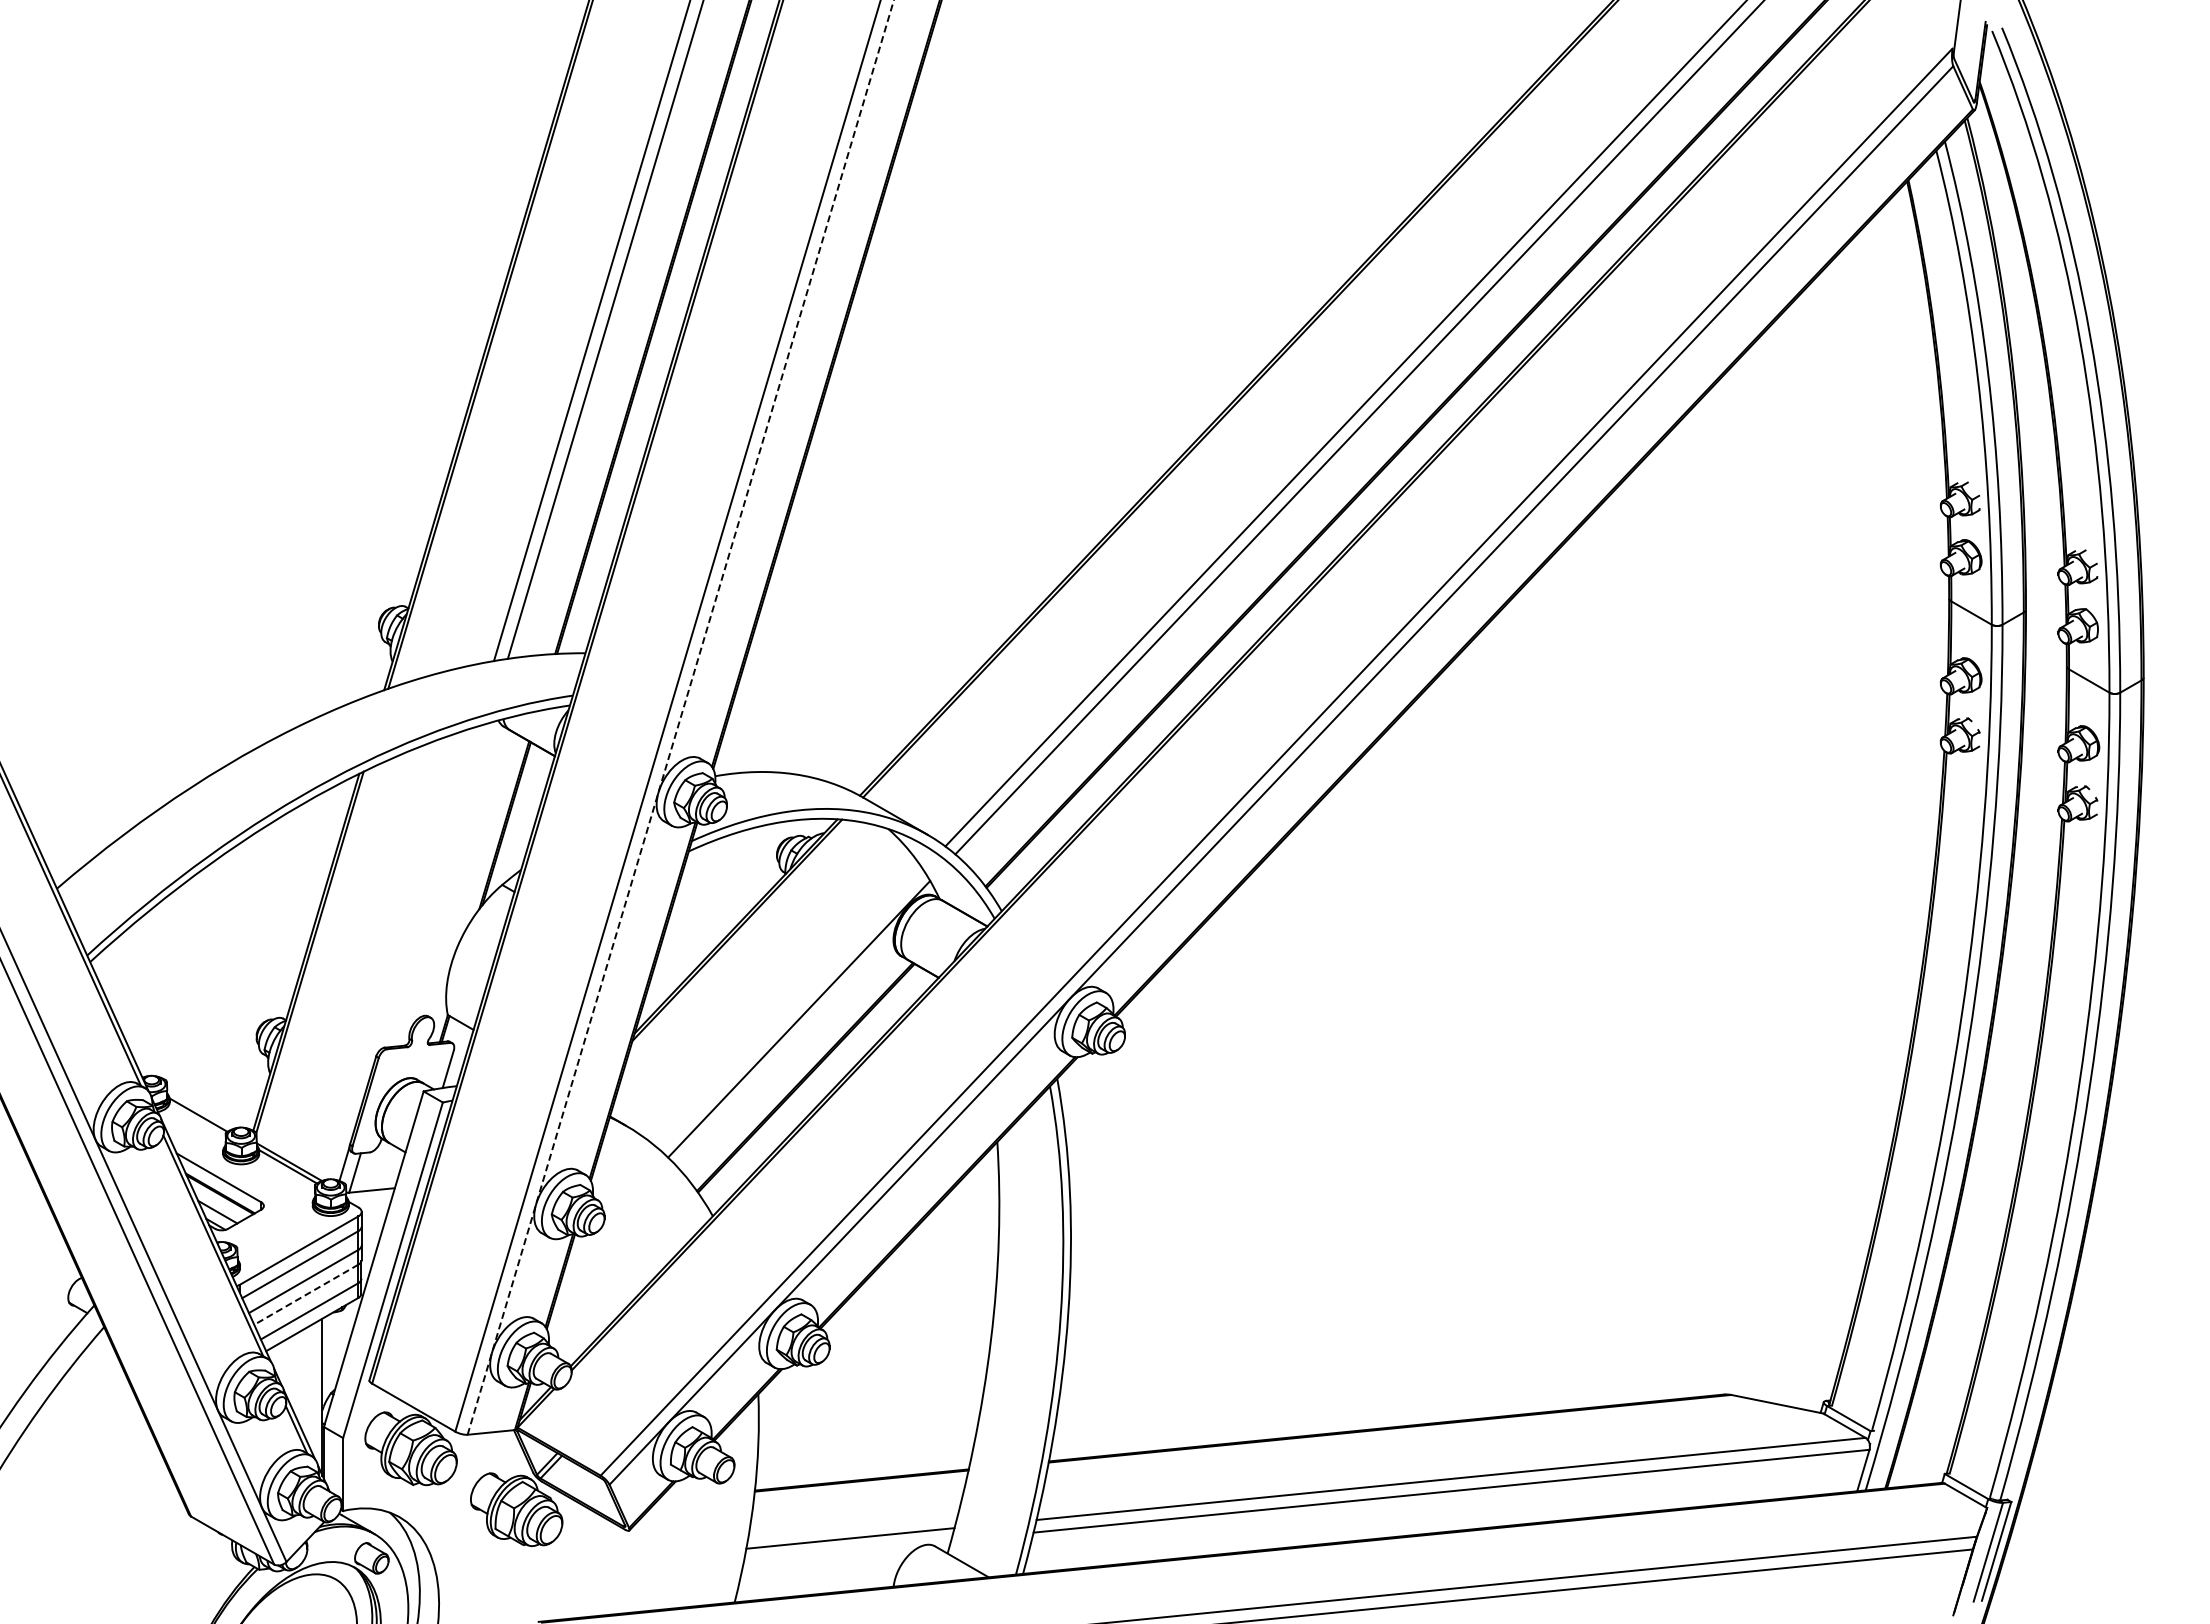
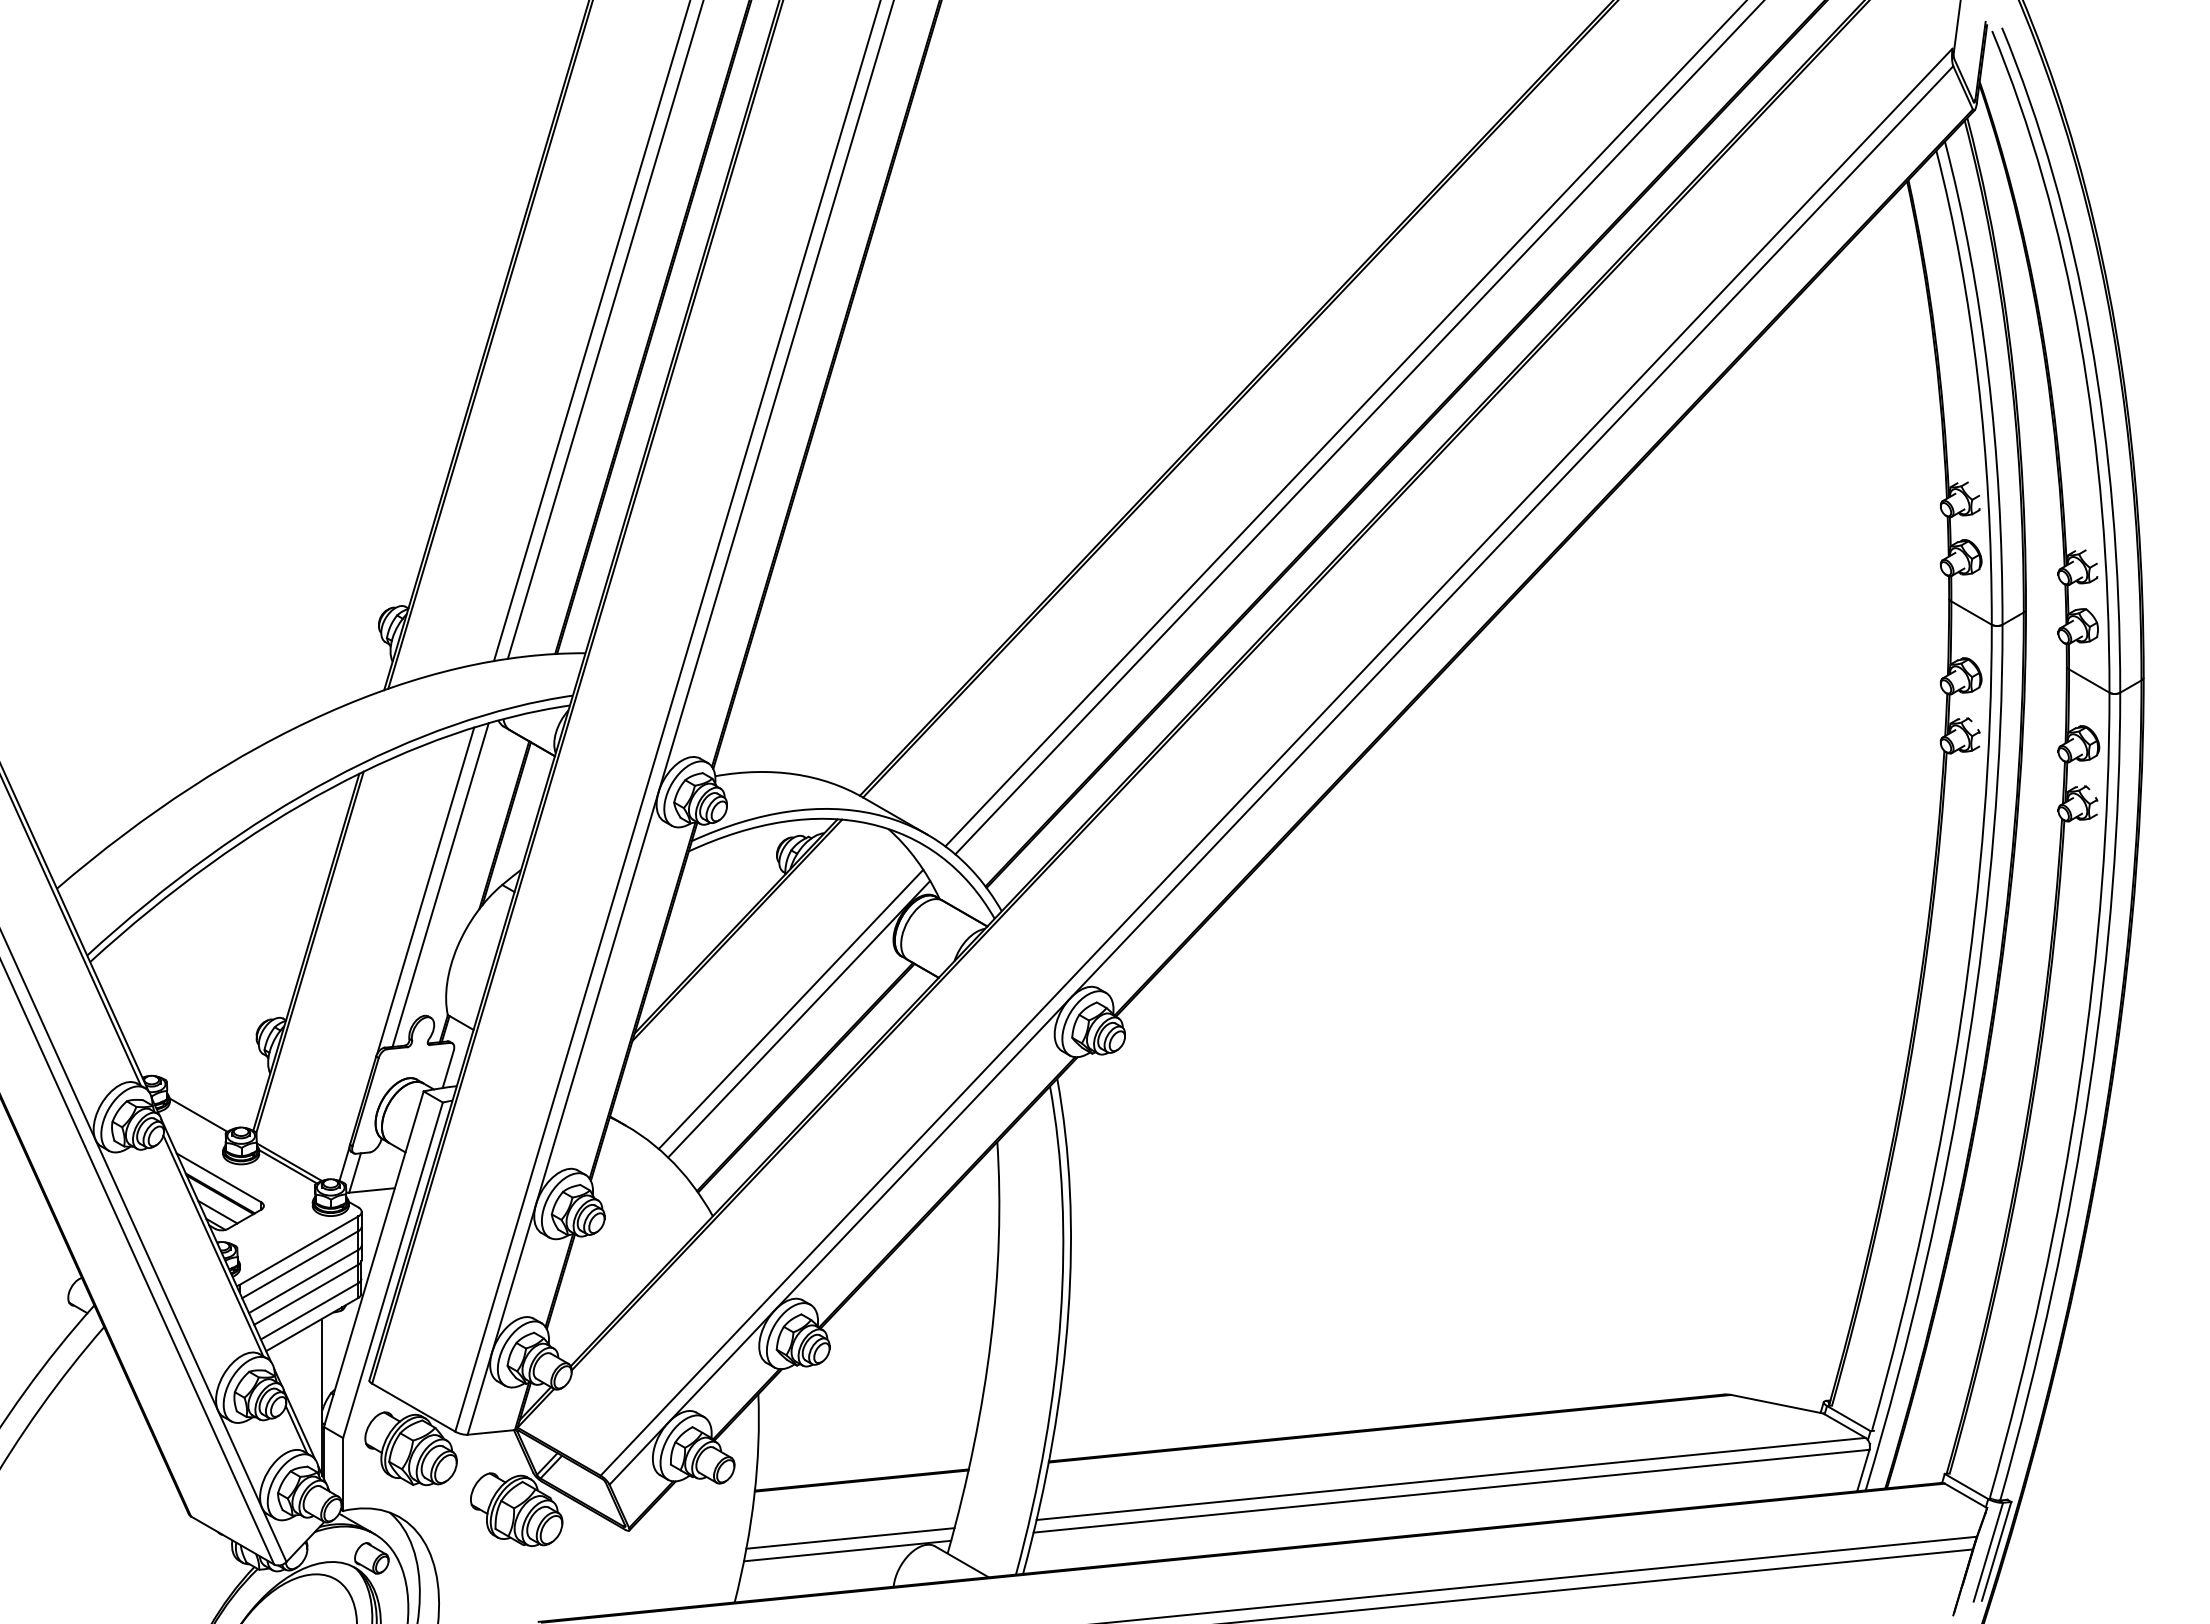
line: dashed -> solid (680, 717)
line: none -> present (440, 884)
line: none -> present (425, 890)
line: none -> present (790, 1009)
line: dashed -> solid (305, 1294)
line: none -> present (847, 1550)
